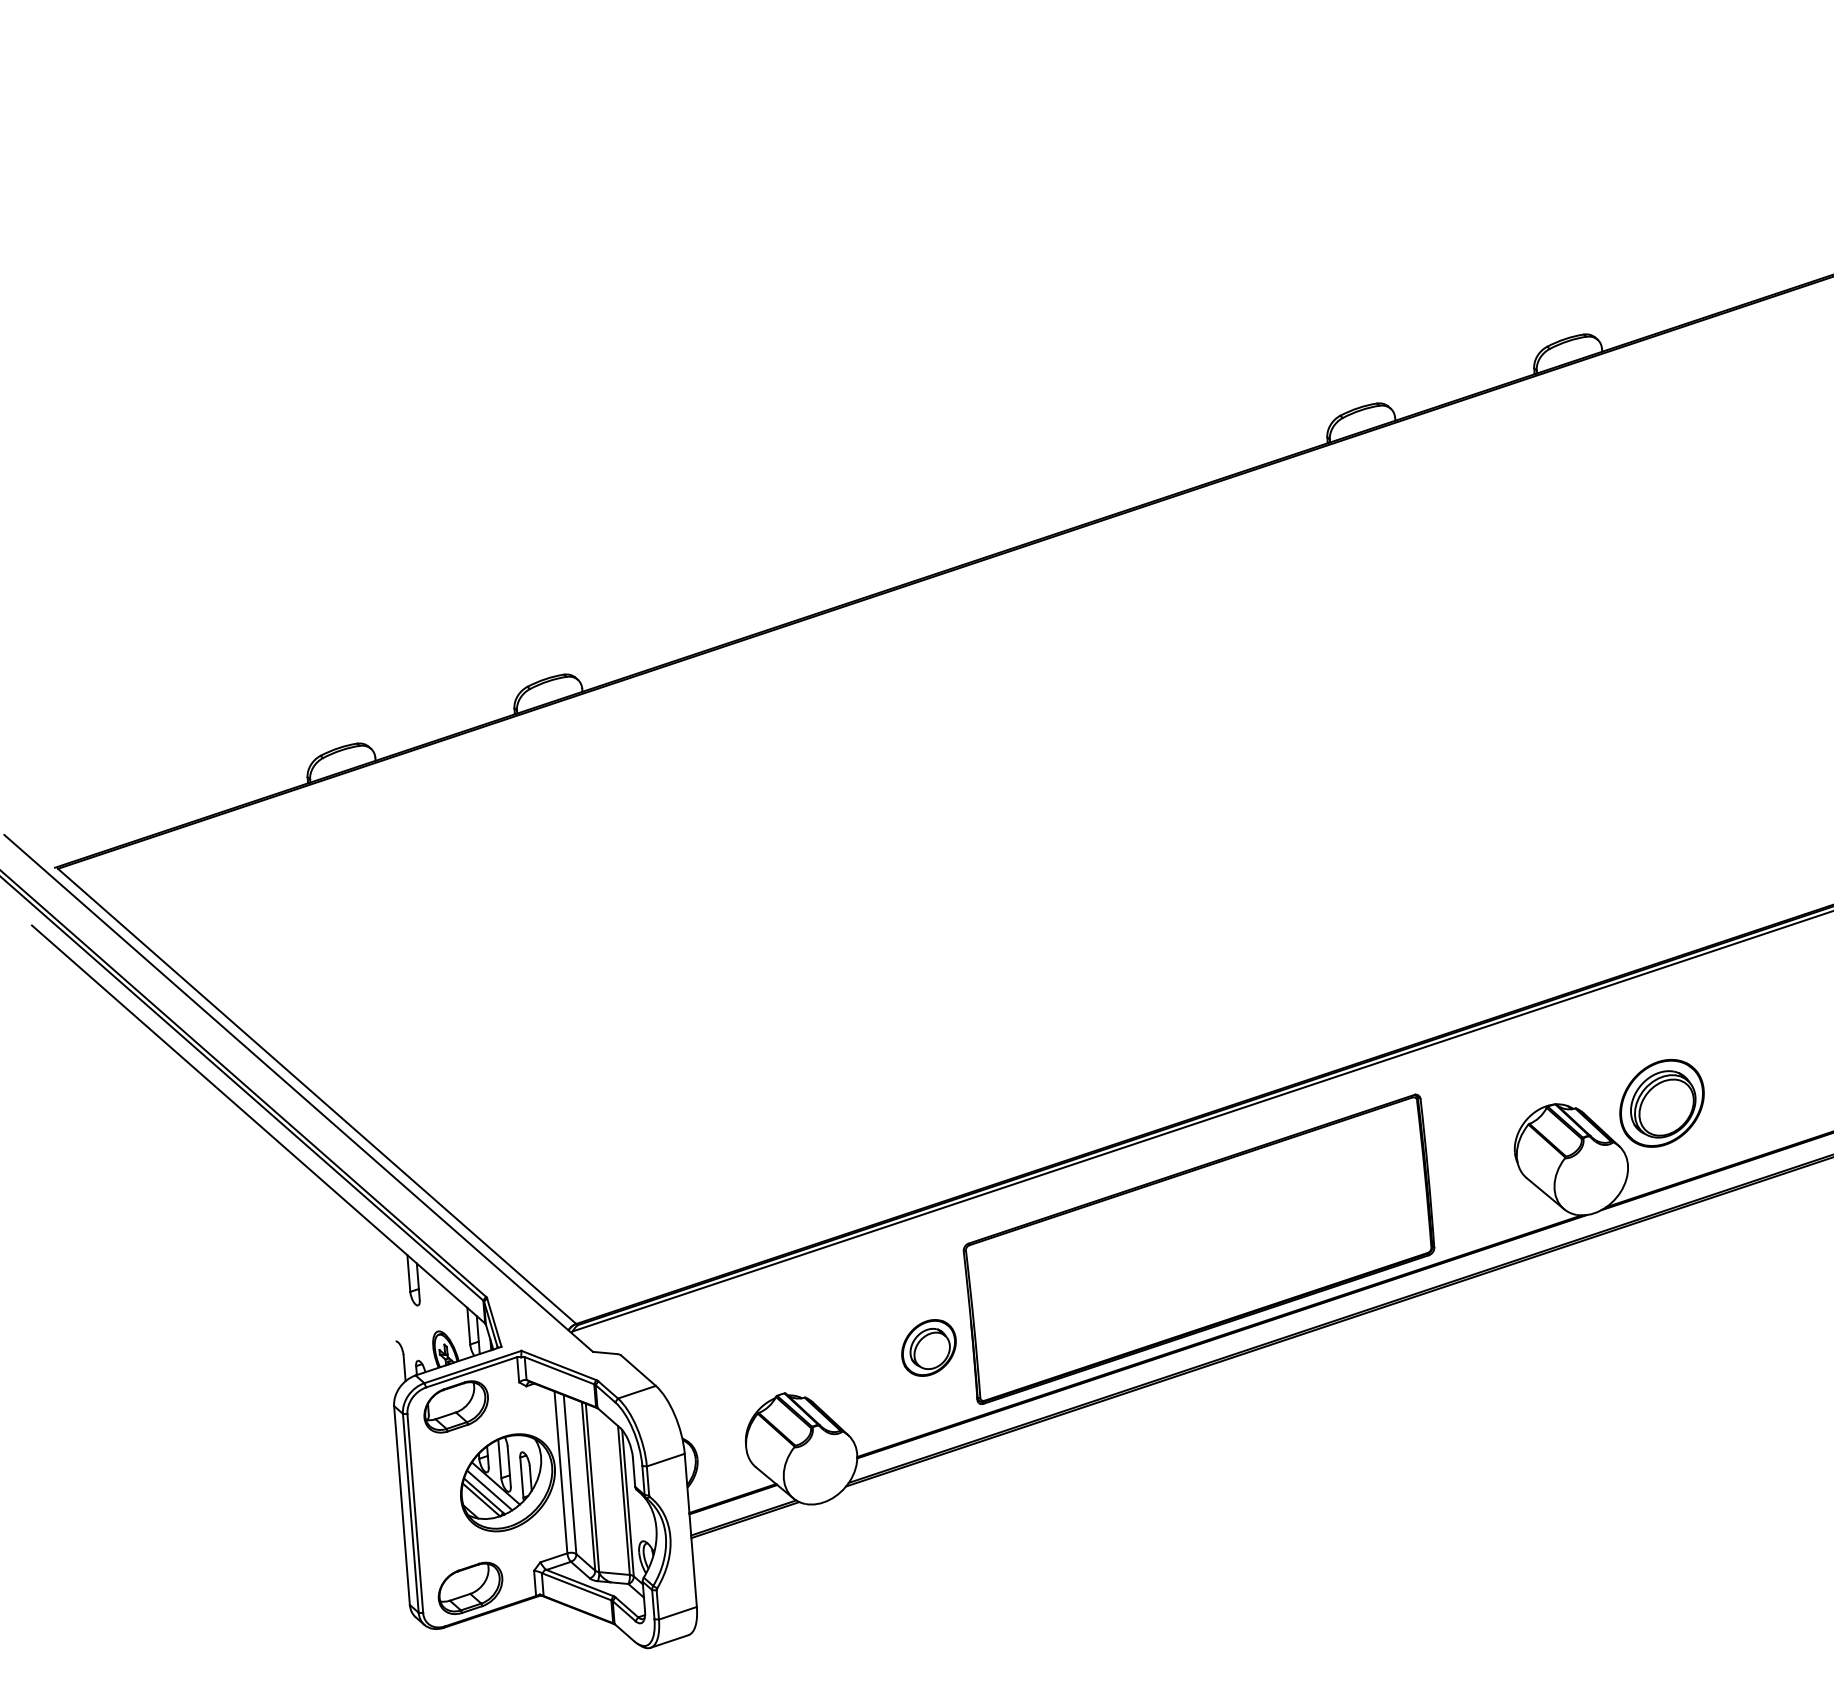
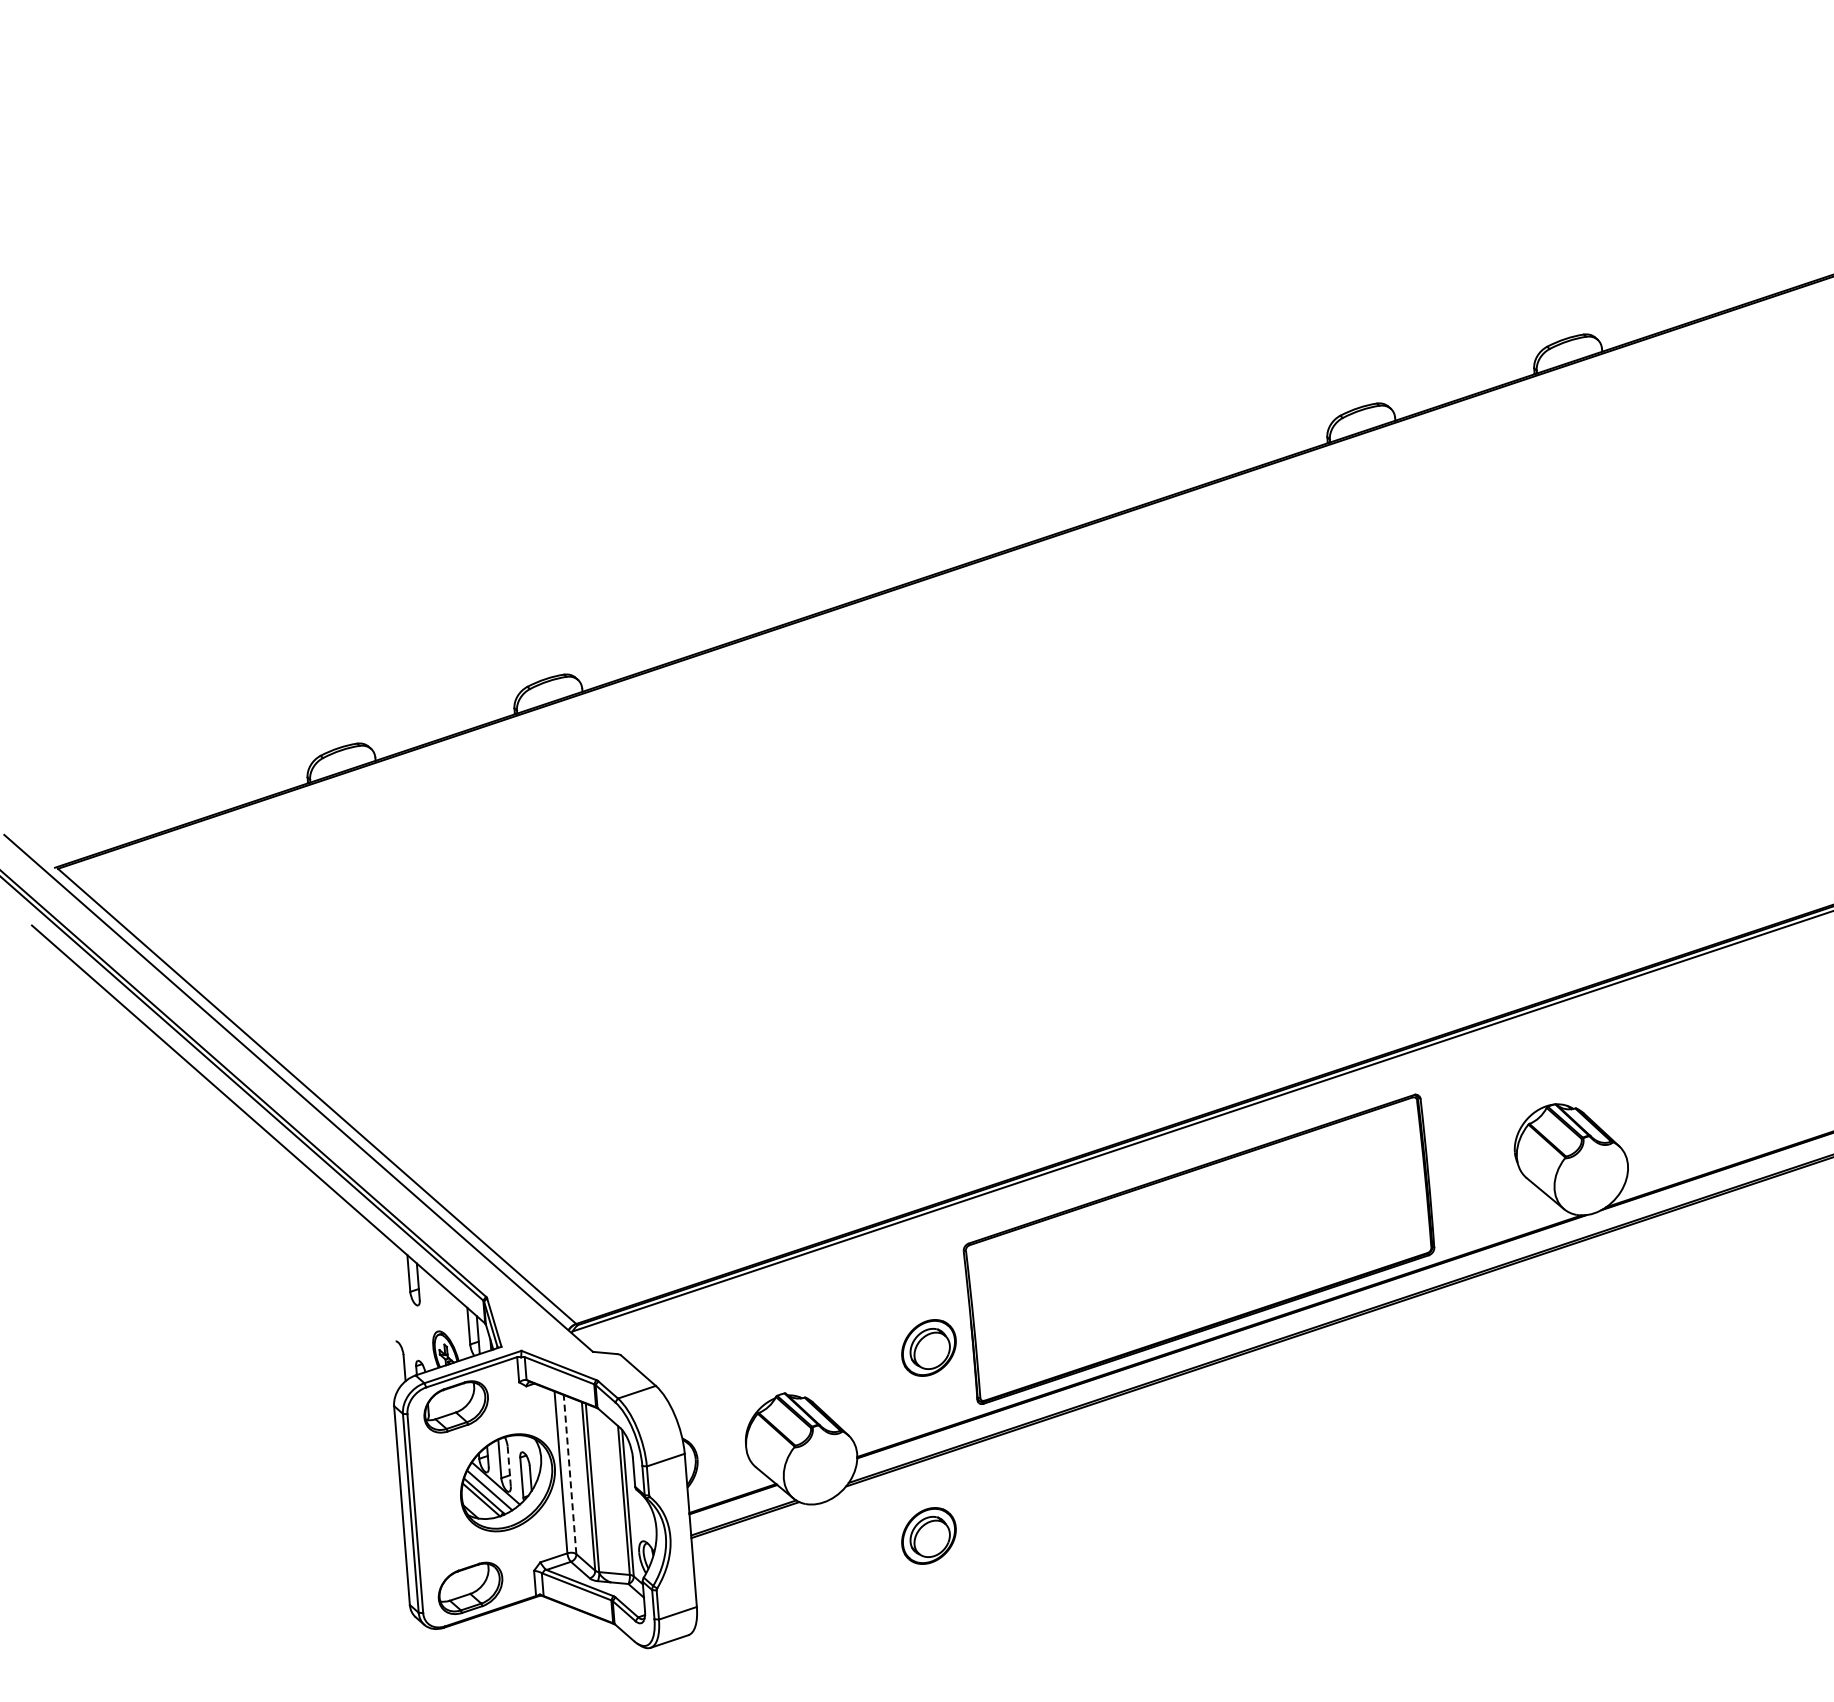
part: present -> none (1661, 1102)
line: solid -> dashed (509, 1466)
line: solid -> dashed (570, 1474)
part: none -> present (928, 1535)
